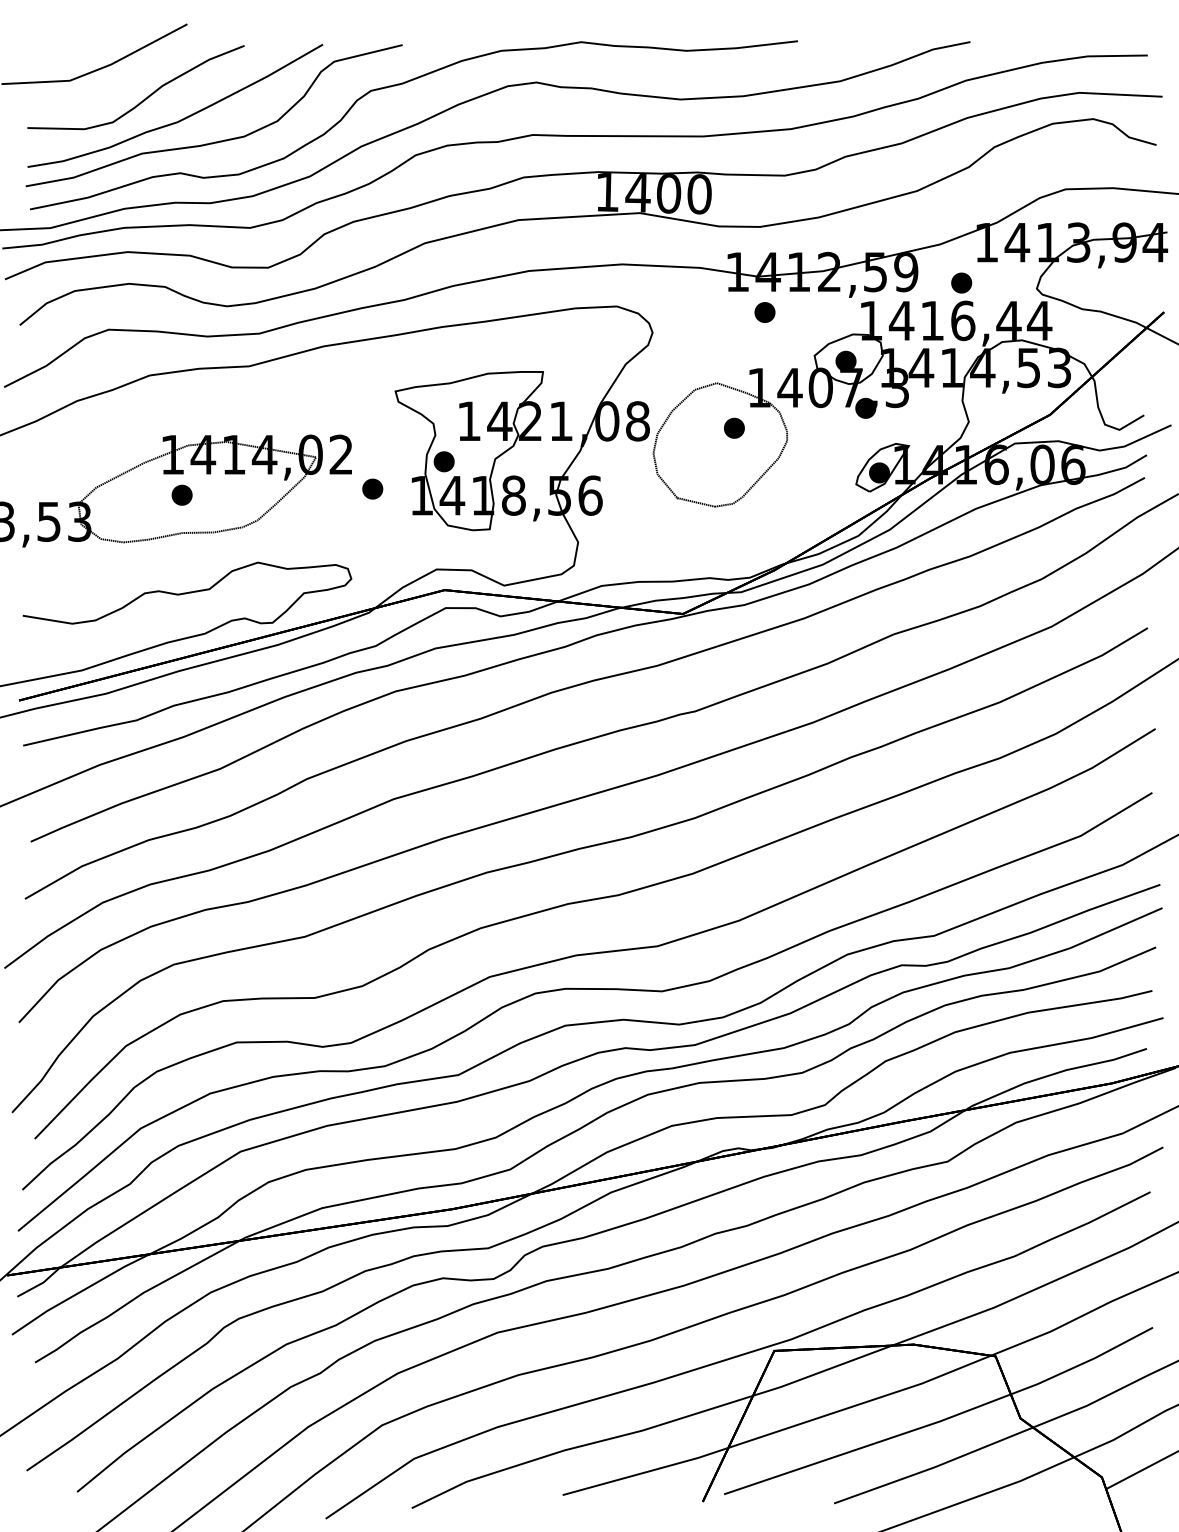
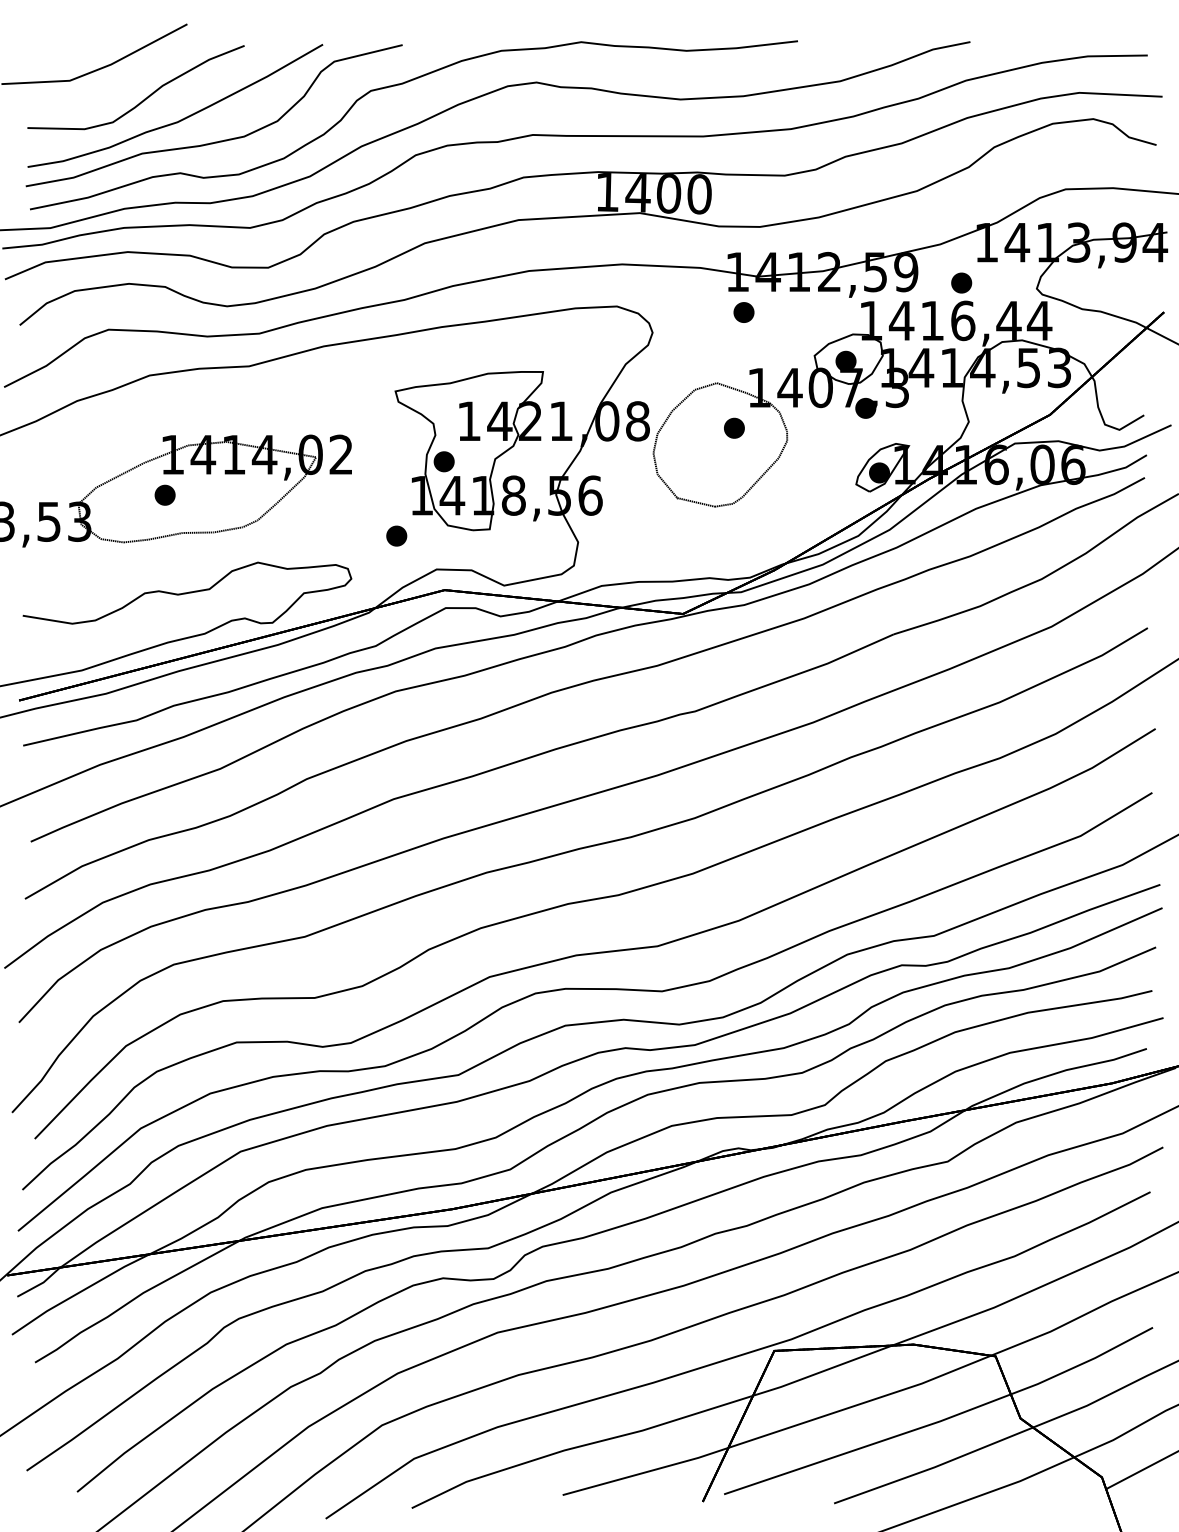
part position: (764, 312) -> (743, 312) (743, 312)
part position: (372, 488) -> (396, 535) (396, 535)
part position: (181, 494) -> (164, 494) (164, 494)
